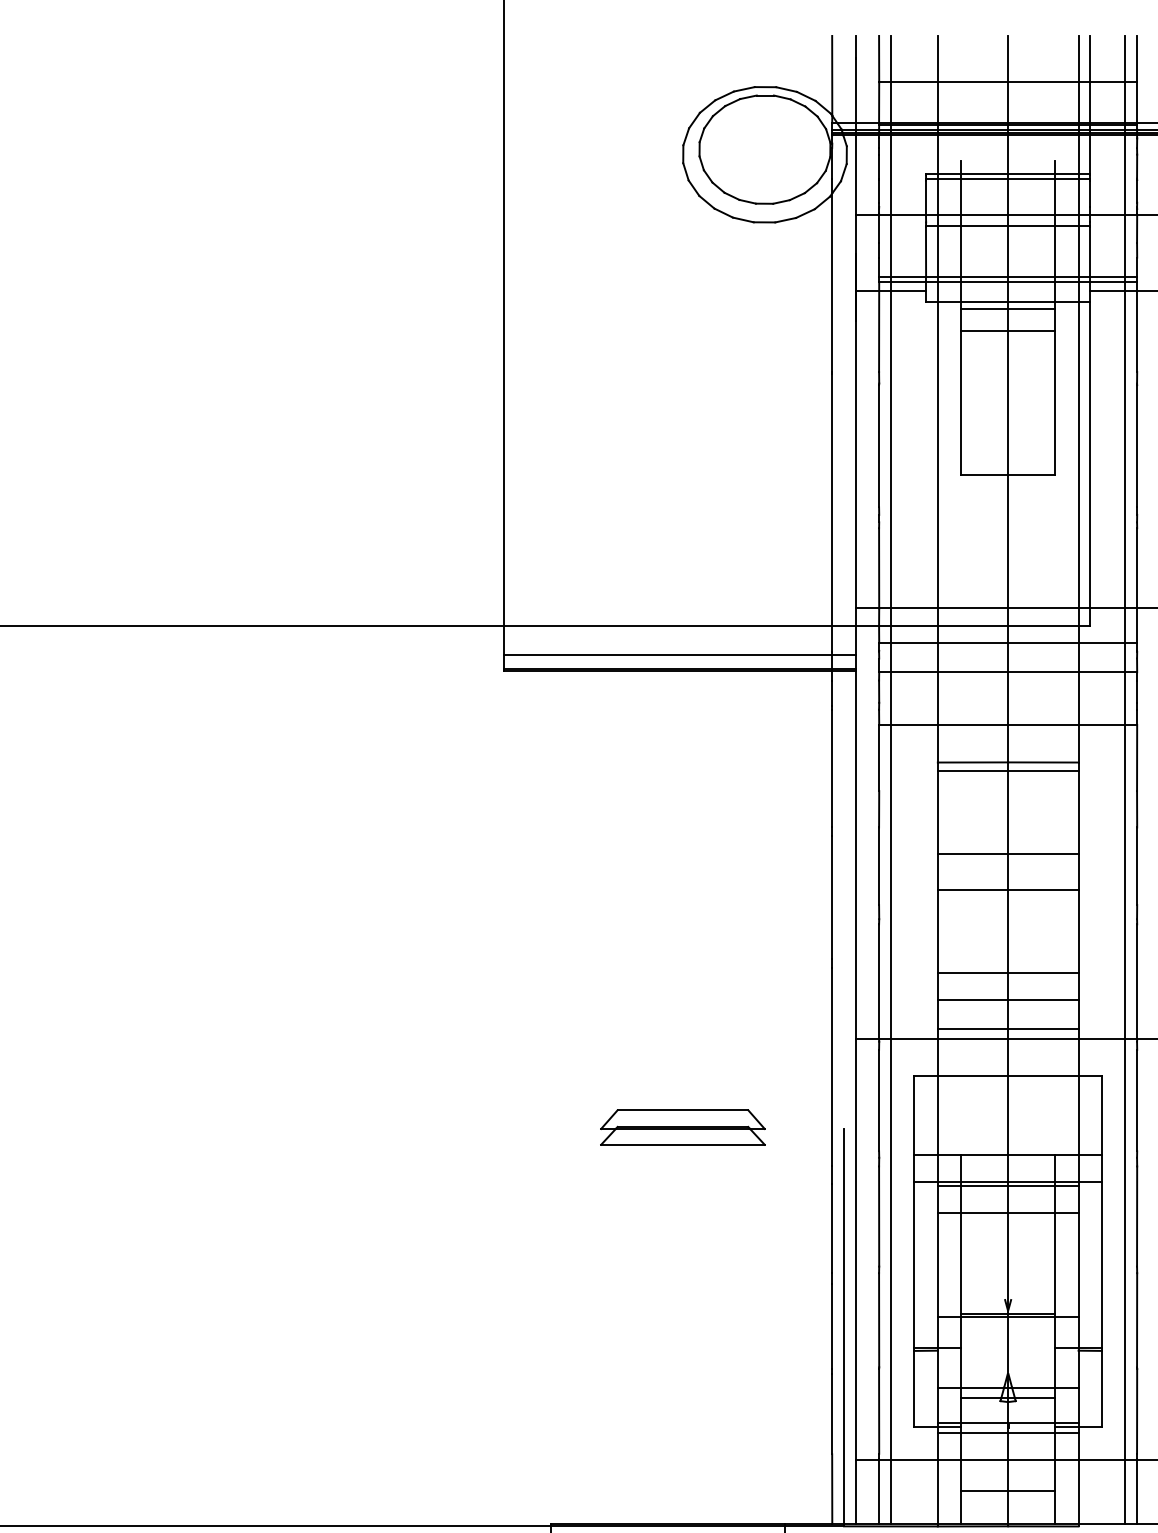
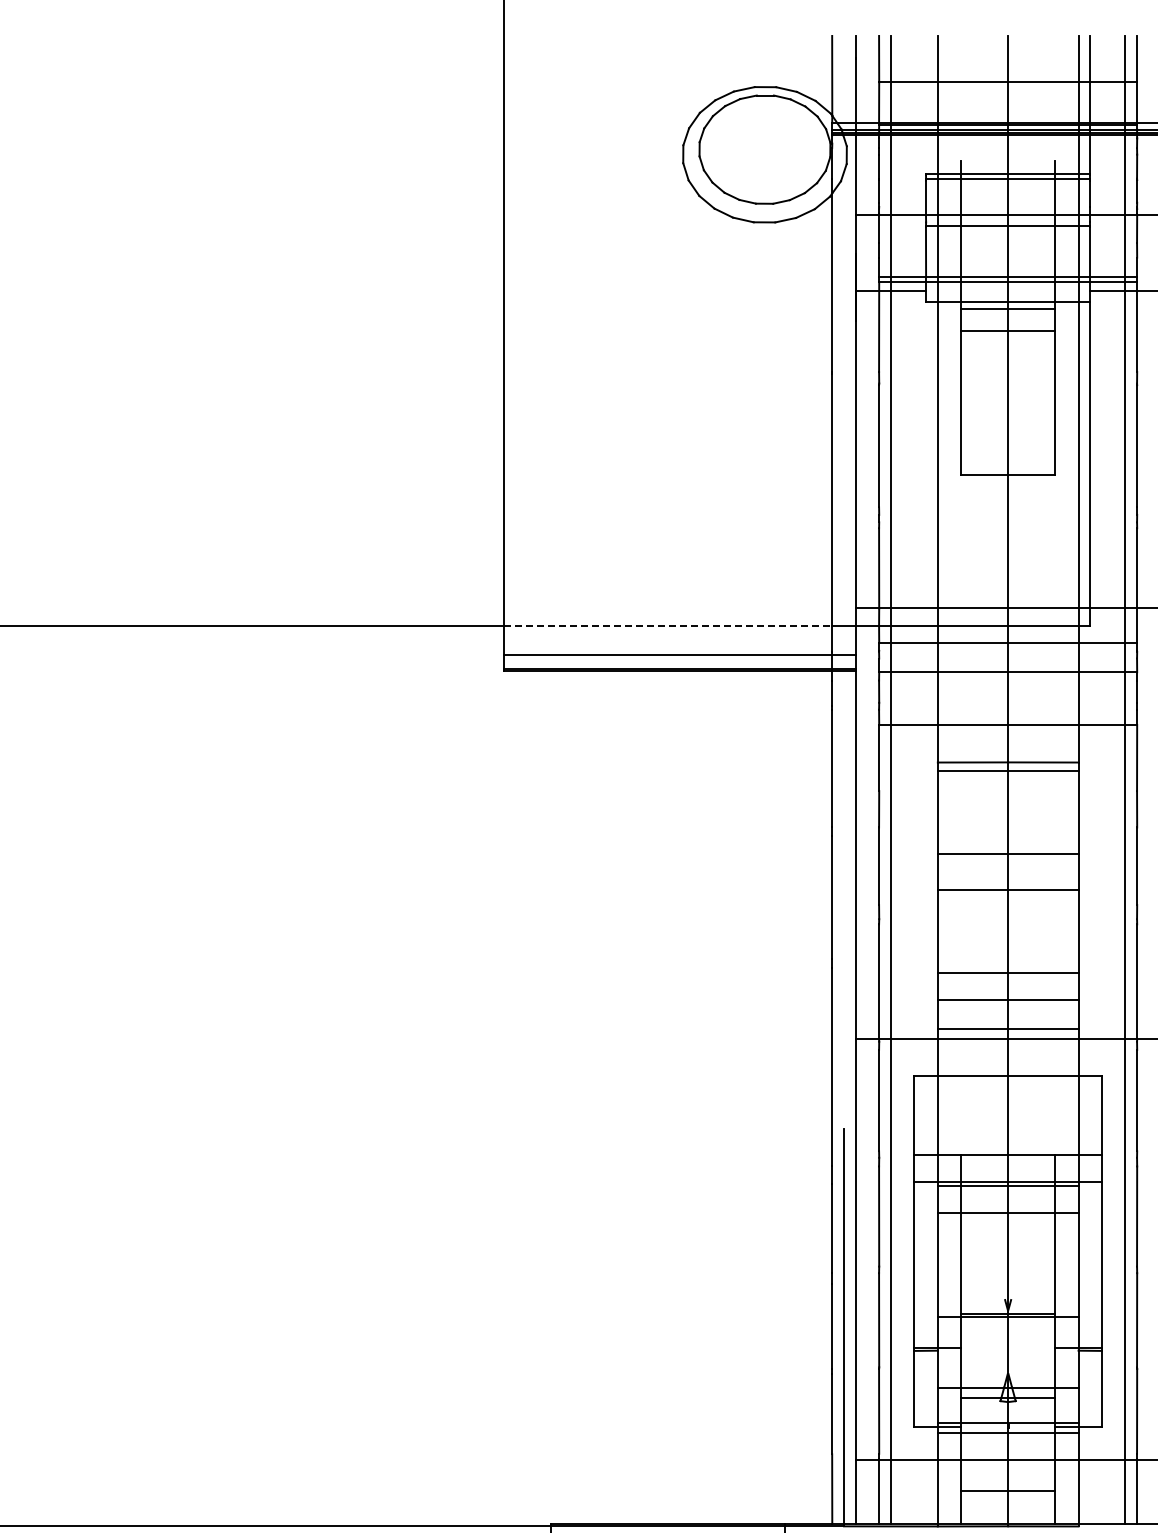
line: solid -> dashed (668, 625)
part: present -> none (682, 1127)
